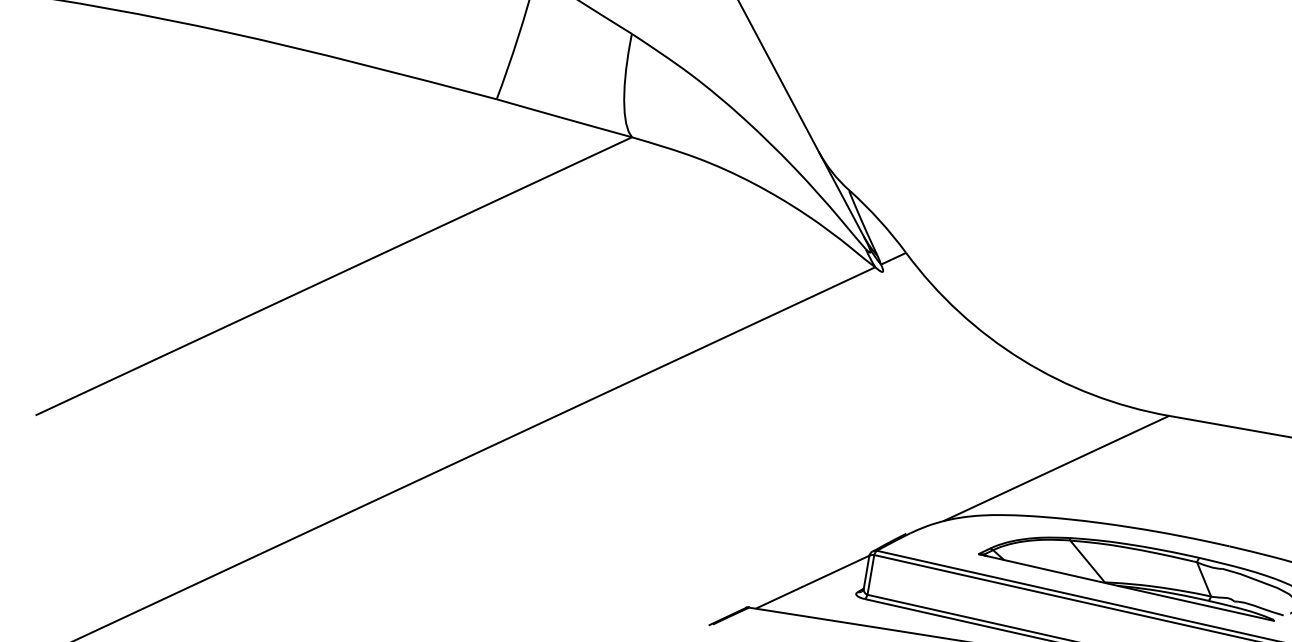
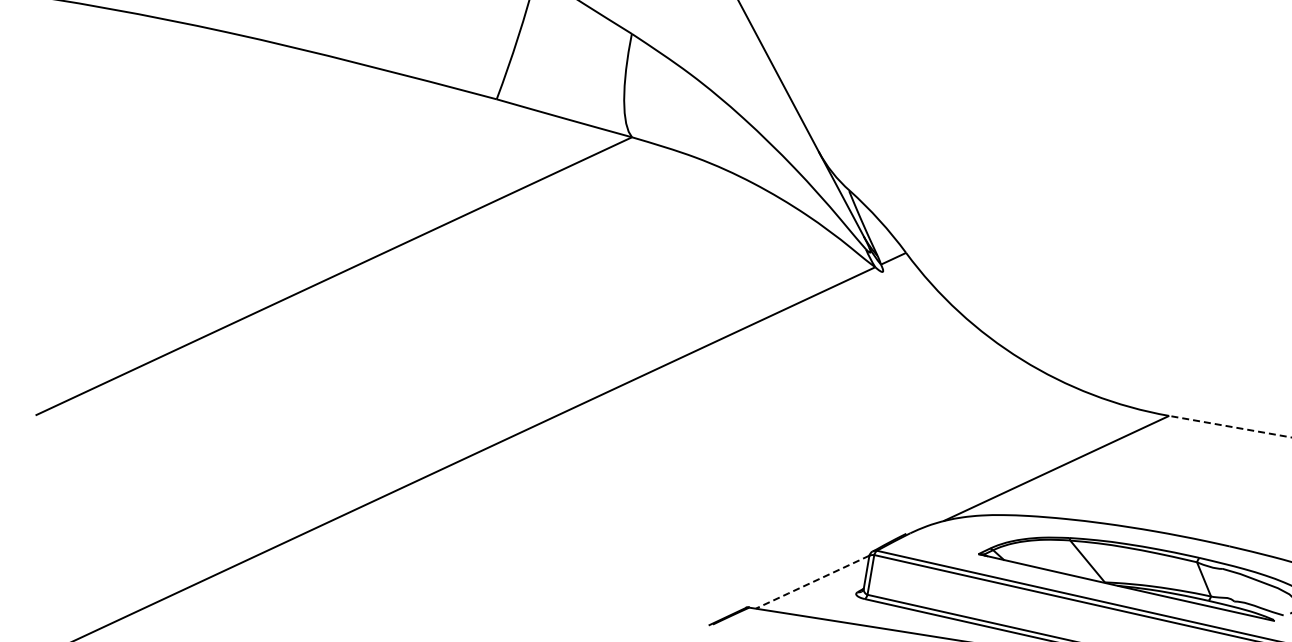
line: solid -> dashed (1230, 426)
line: solid -> dashed (812, 582)
